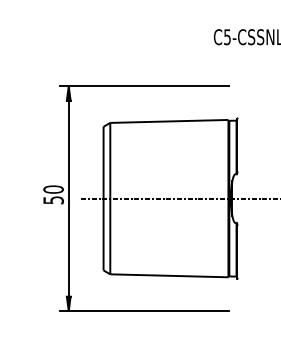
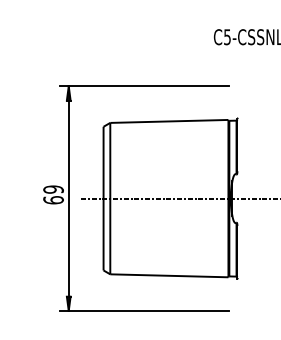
text: 50 -> 69 (53, 194)
